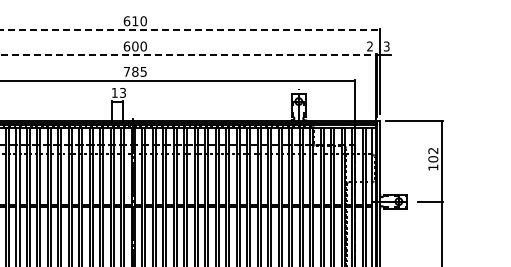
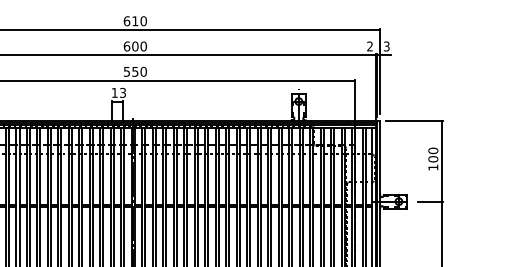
line: dashed -> solid (190, 29)
line: dashed -> solid (187, 55)
text: 785 -> 550 (134, 71)
text: 102 -> 100 (433, 150)
